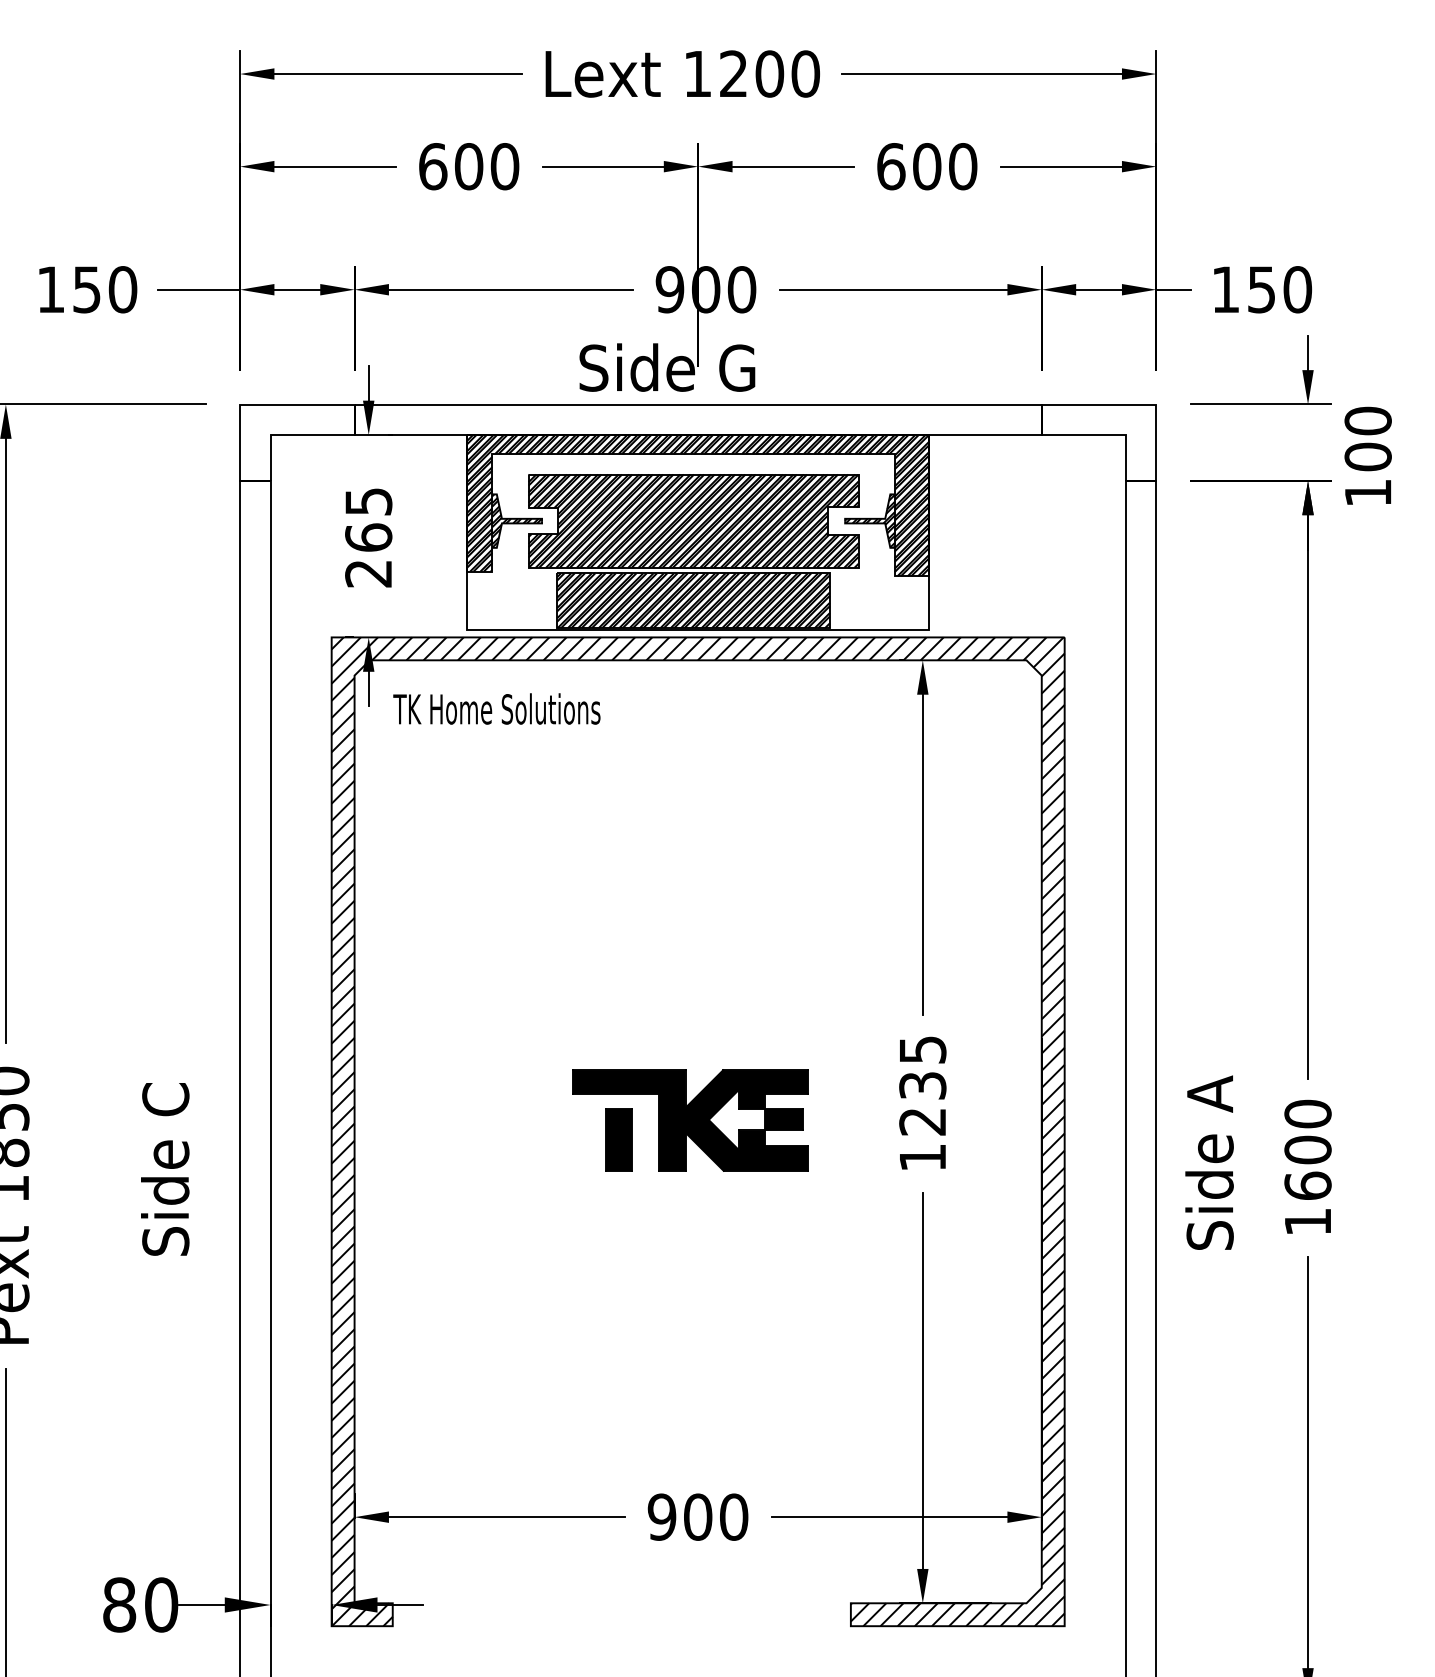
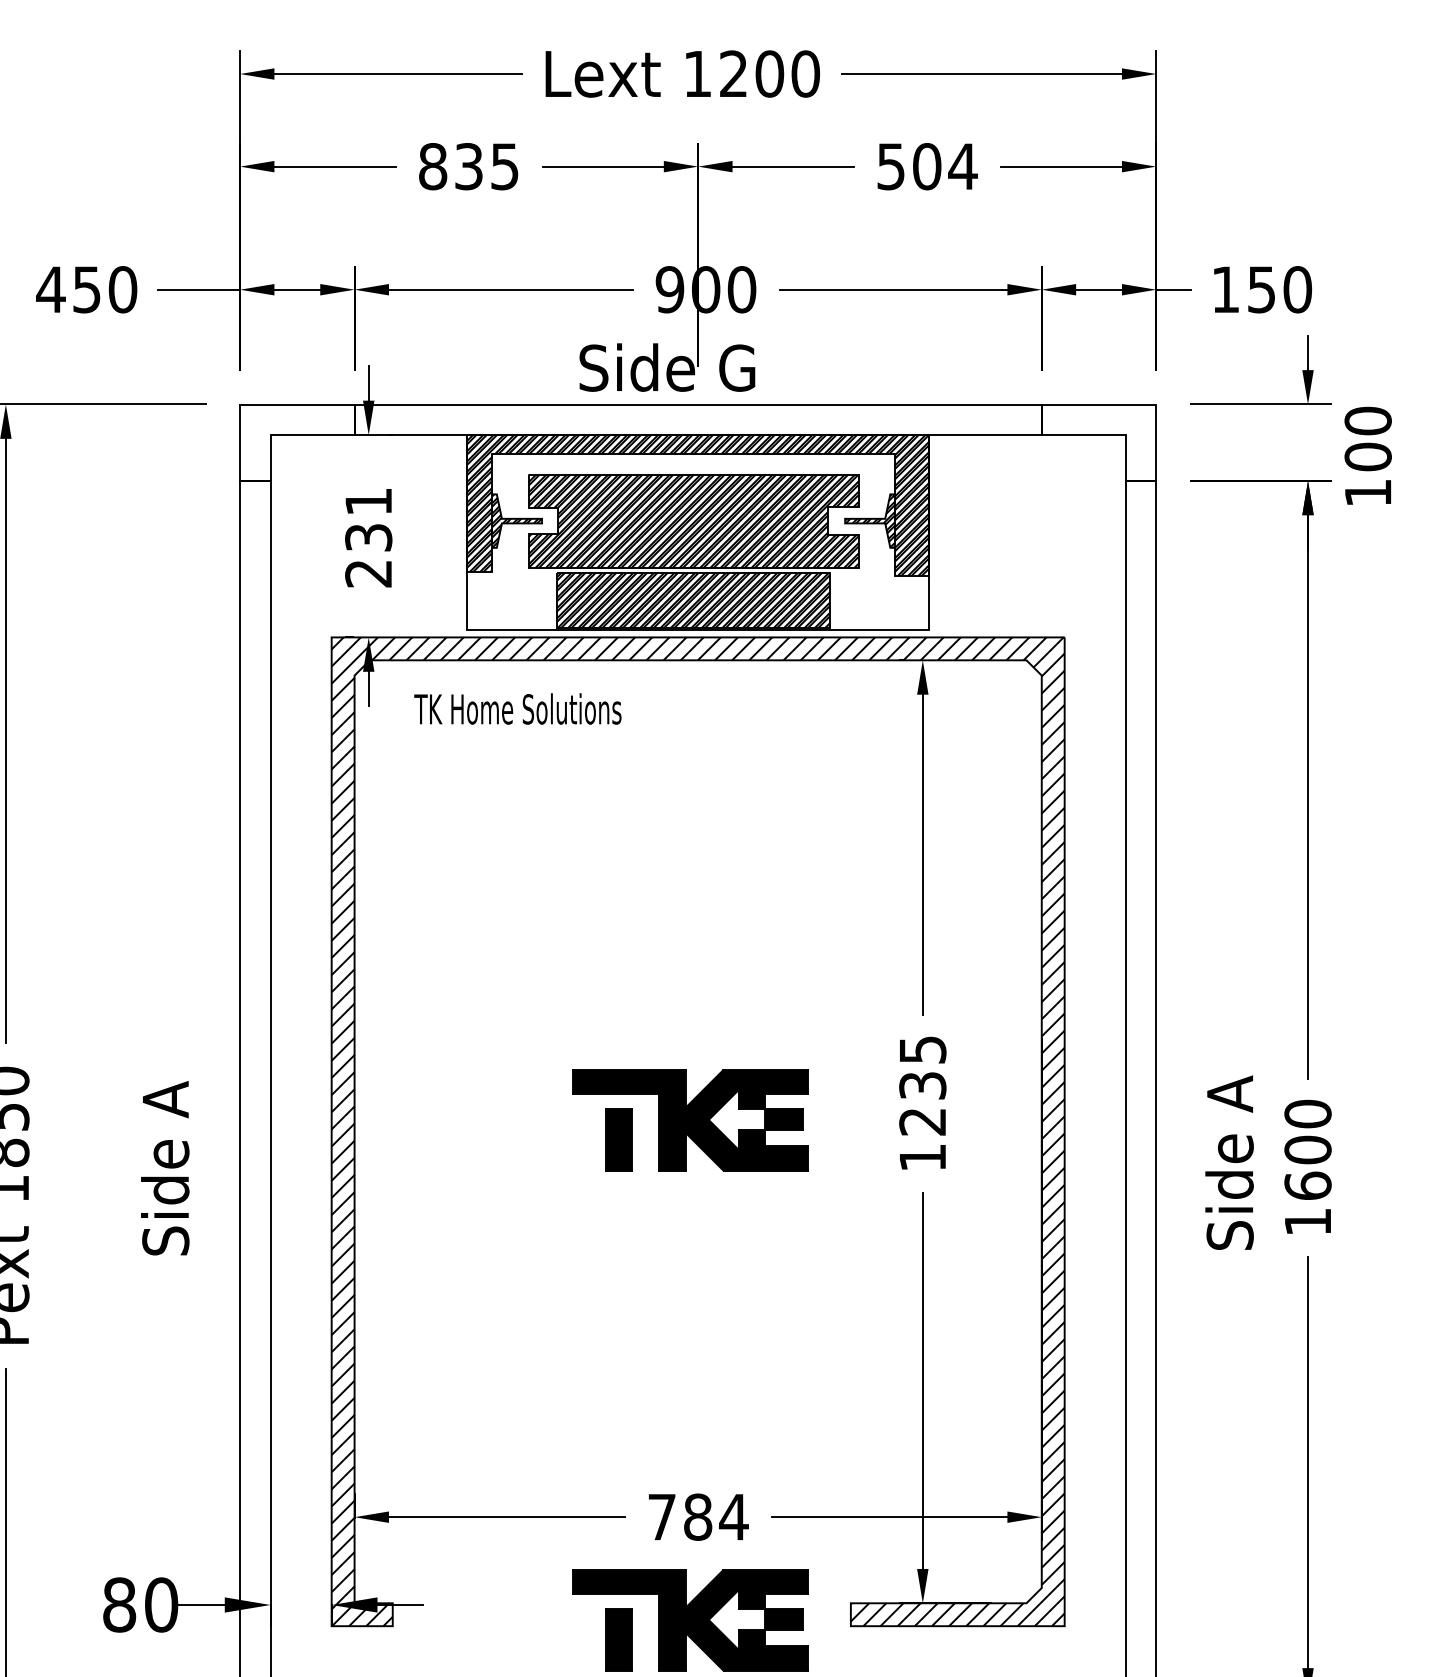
text: 600 -> 835 (469, 166)
text: 600 -> 504 (927, 166)
text: 150 -> 450 (50, 289)
text: 265 -> 231 (368, 519)
text position: (496, 708) -> (517, 708) (517, 708)
text position: (1209, 1162) -> (1229, 1162) (1229, 1162)
text: Side C -> Side A (165, 1168)
text: 900 -> 784 (697, 1516)
part: none -> present (690, 1620)
